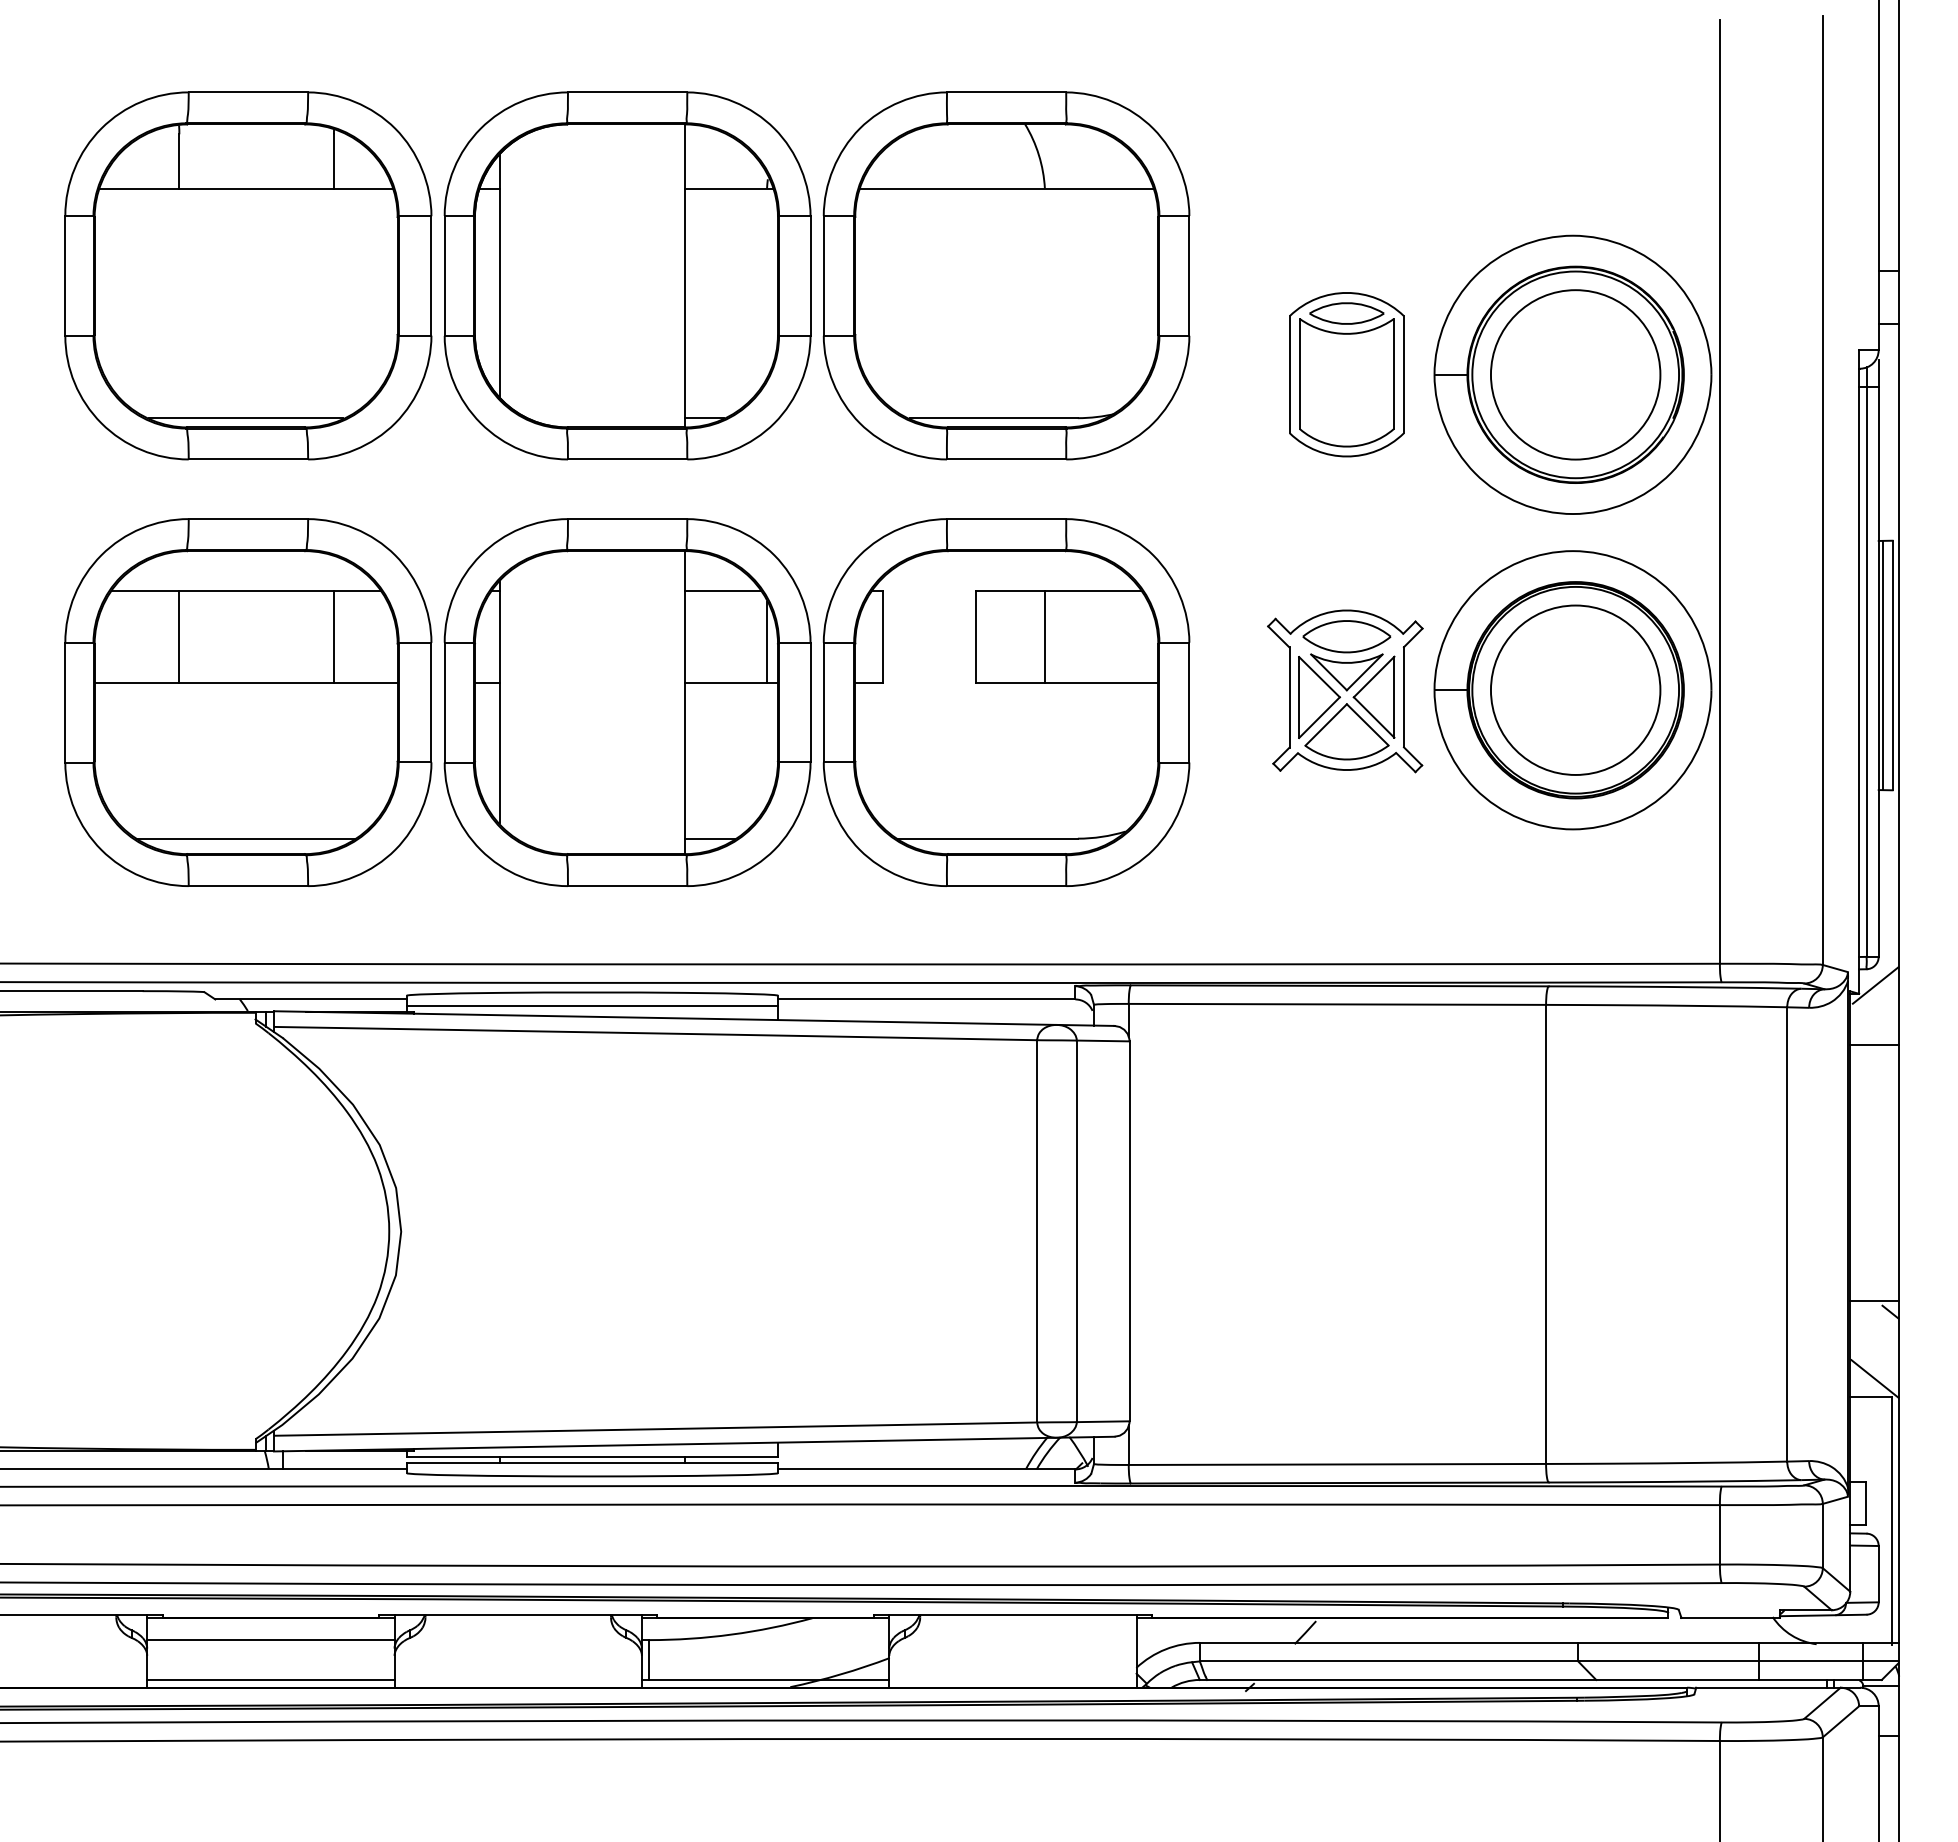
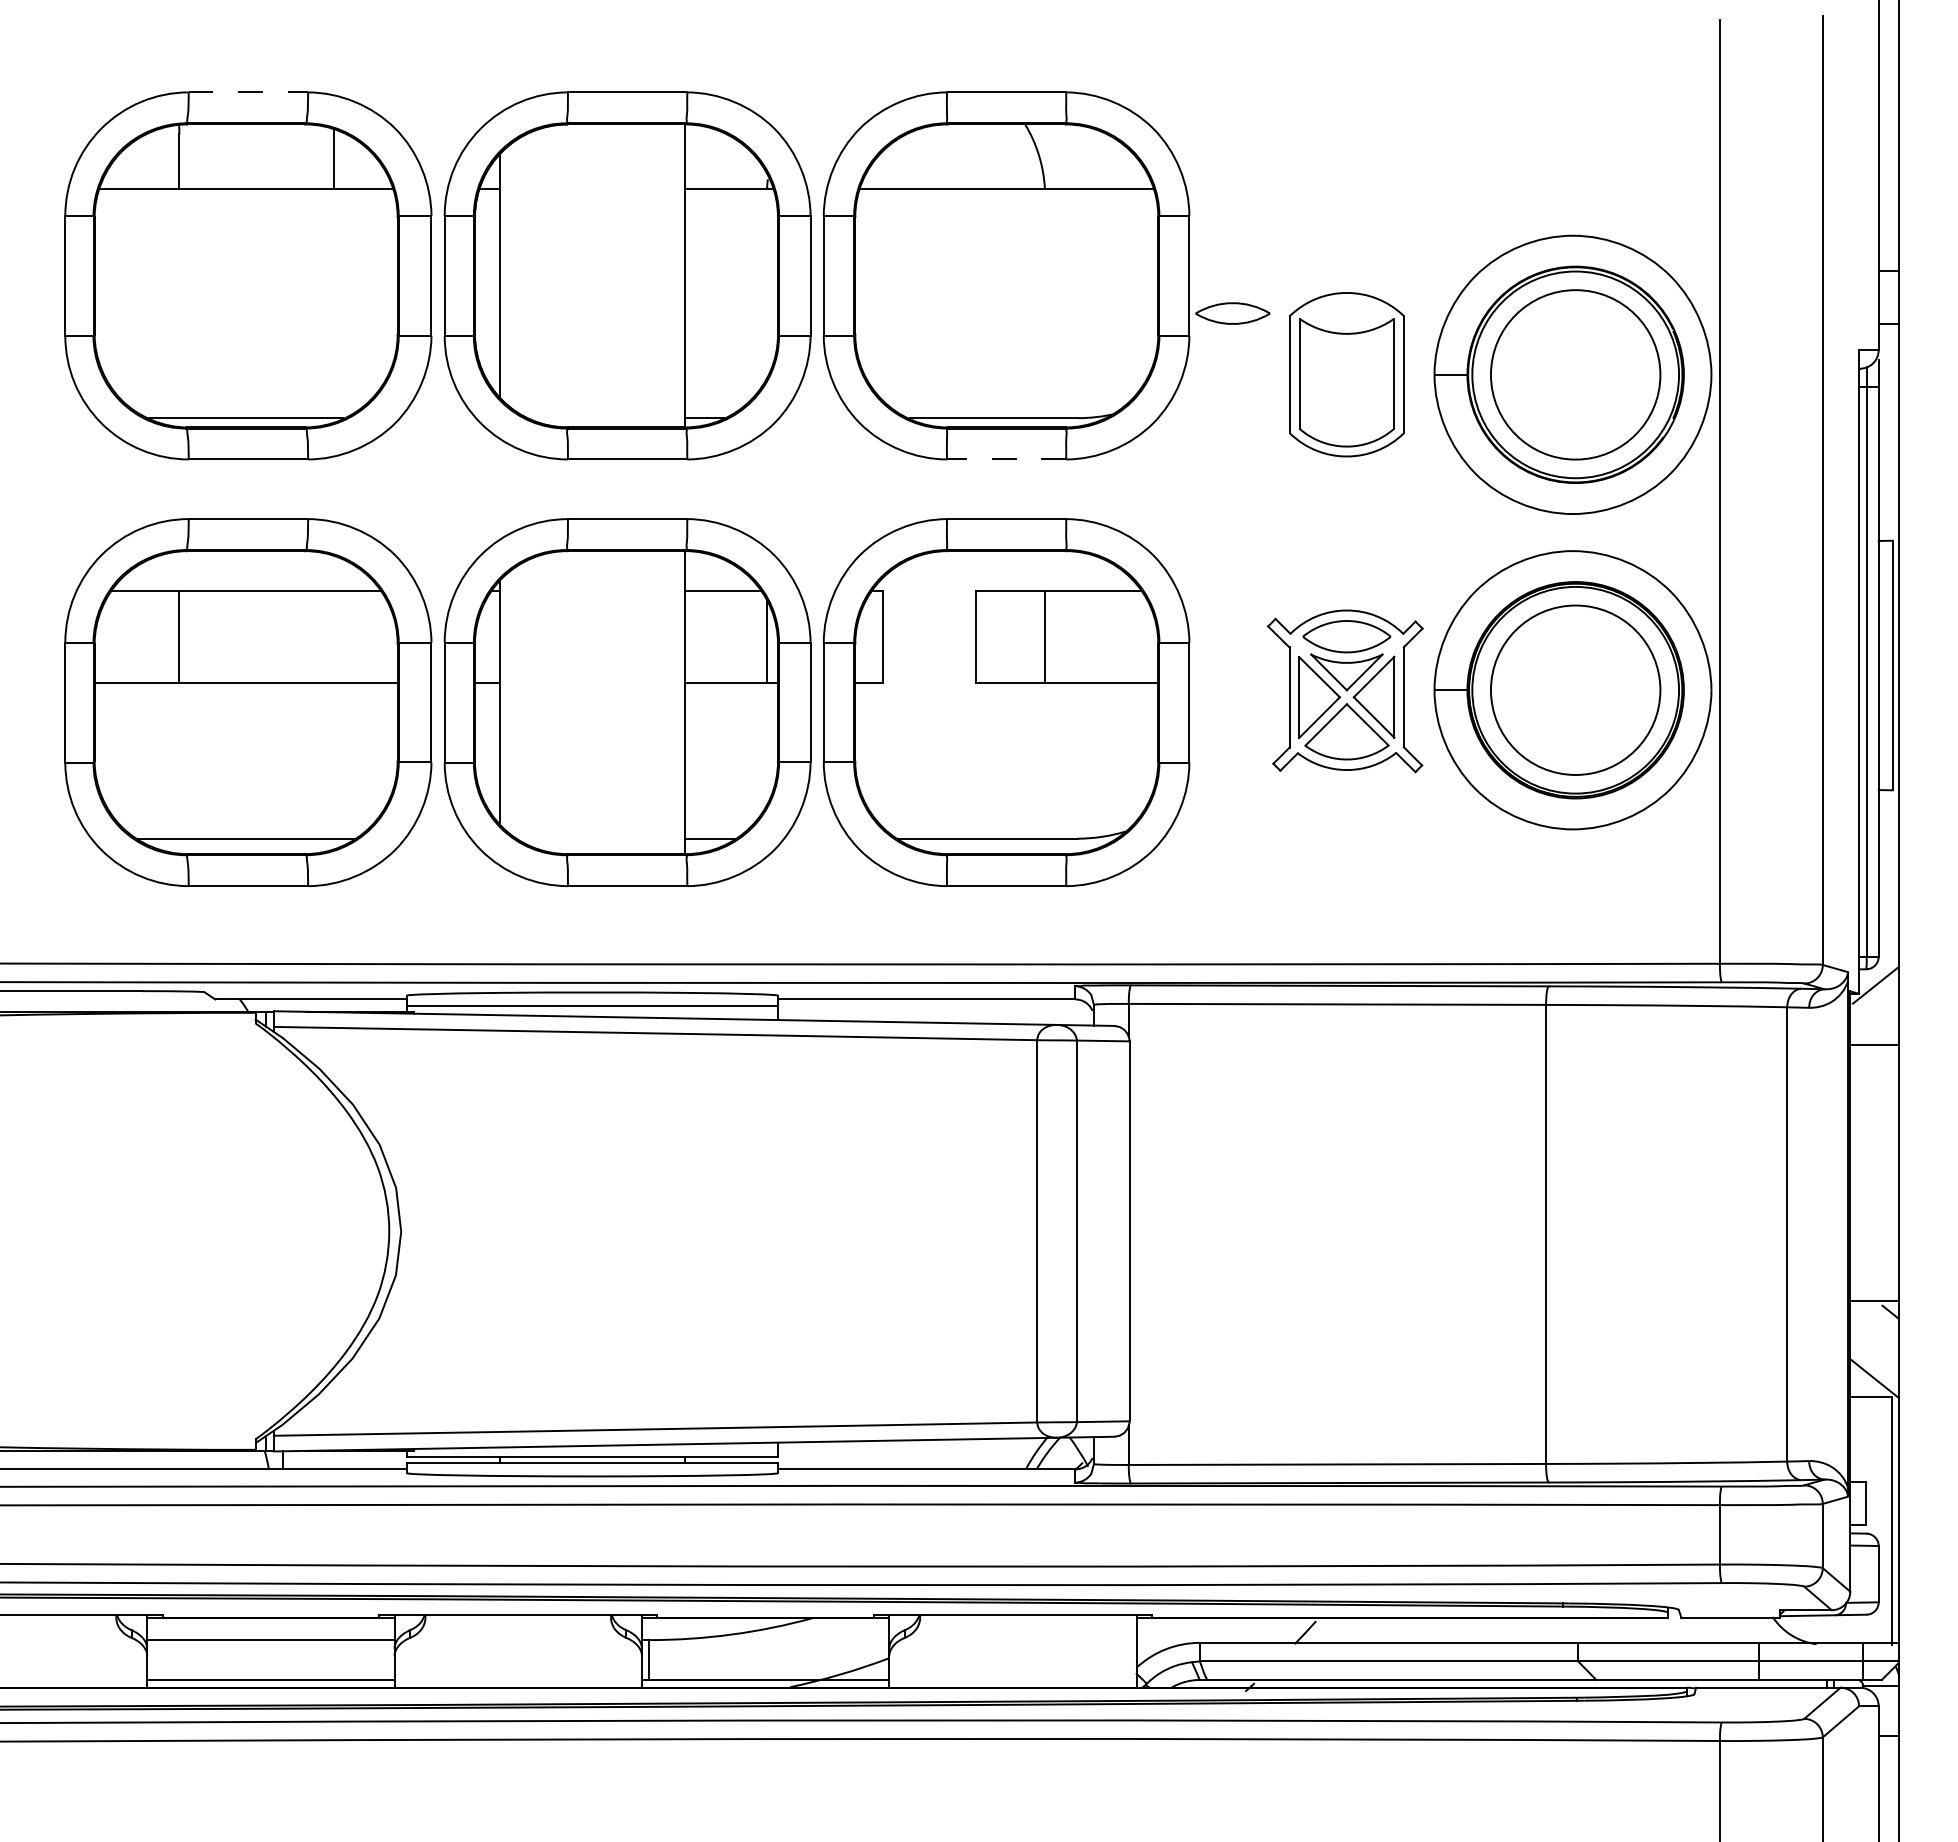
line: solid -> dashed (248, 92)
part position: (1346, 313) -> (1232, 313) (1232, 313)
line: solid -> dashed (1006, 459)
line: present -> none (333, 636)
line: present -> none (1883, 665)
